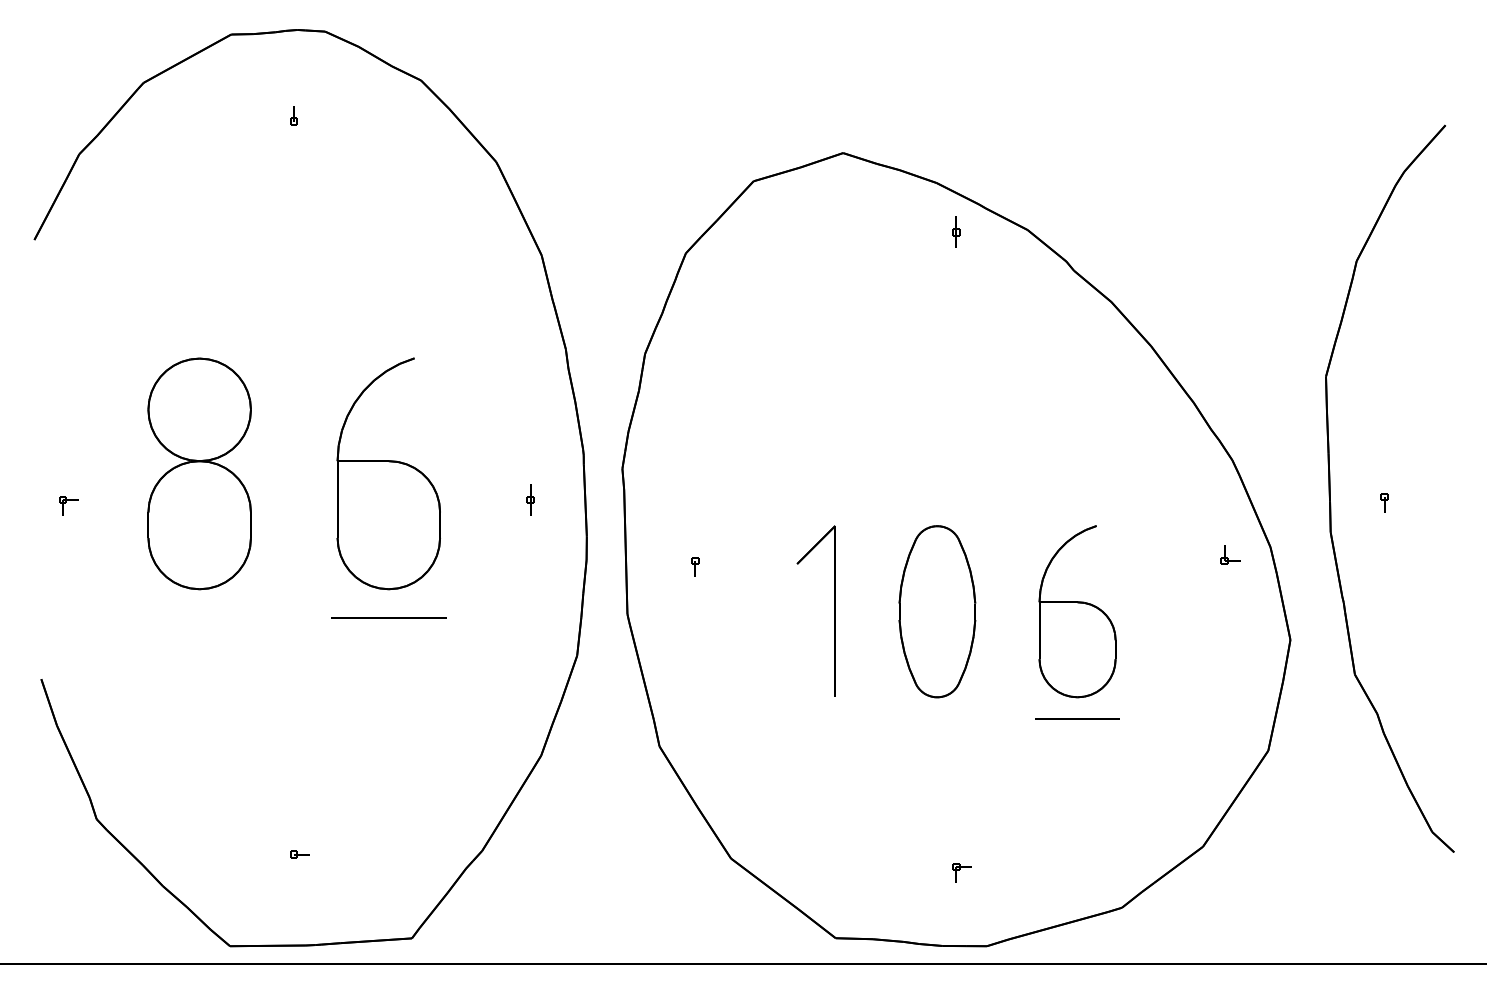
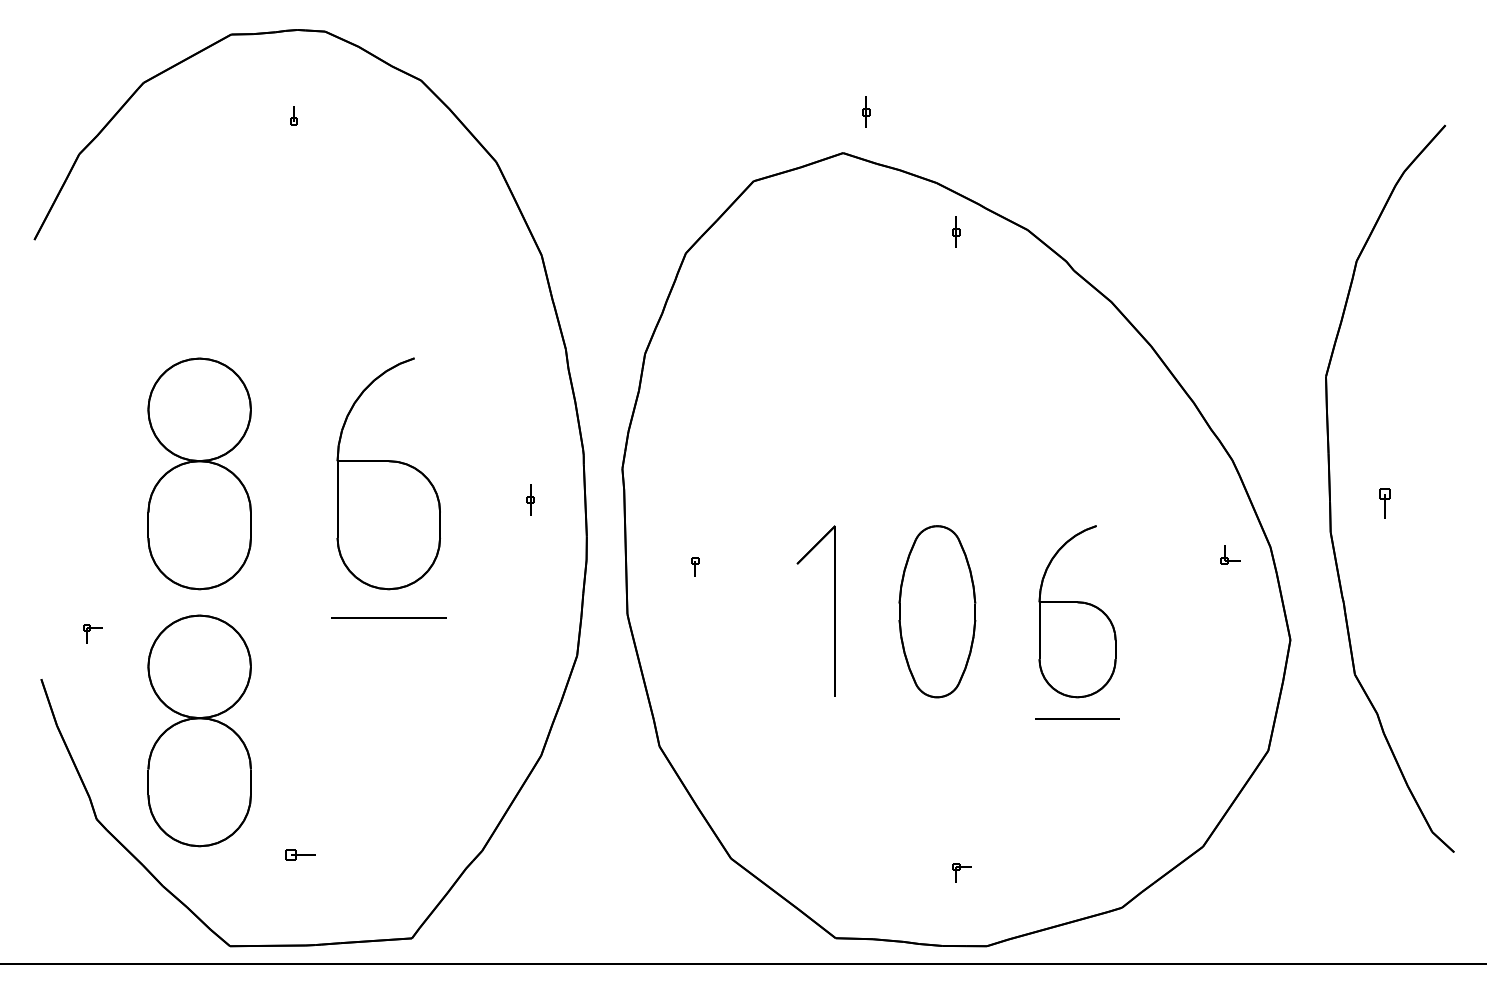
part: none -> present (866, 111)
part size: 9x20 px -> 12x31 px (1384, 503)
part position: (68, 505) -> (92, 633) (92, 633)
part: none -> present (199, 730)
part size: 20x9 px -> 31x12 px (300, 854)
